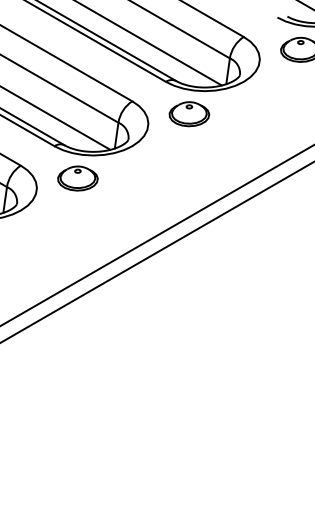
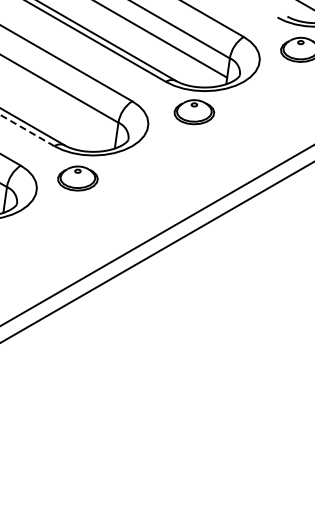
line position: (149, 43) -> (161, 39) (161, 39)
part position: (189, 114) -> (194, 112) (194, 112)
line: present -> none (56, 118)
line: solid -> dashed (26, 130)
